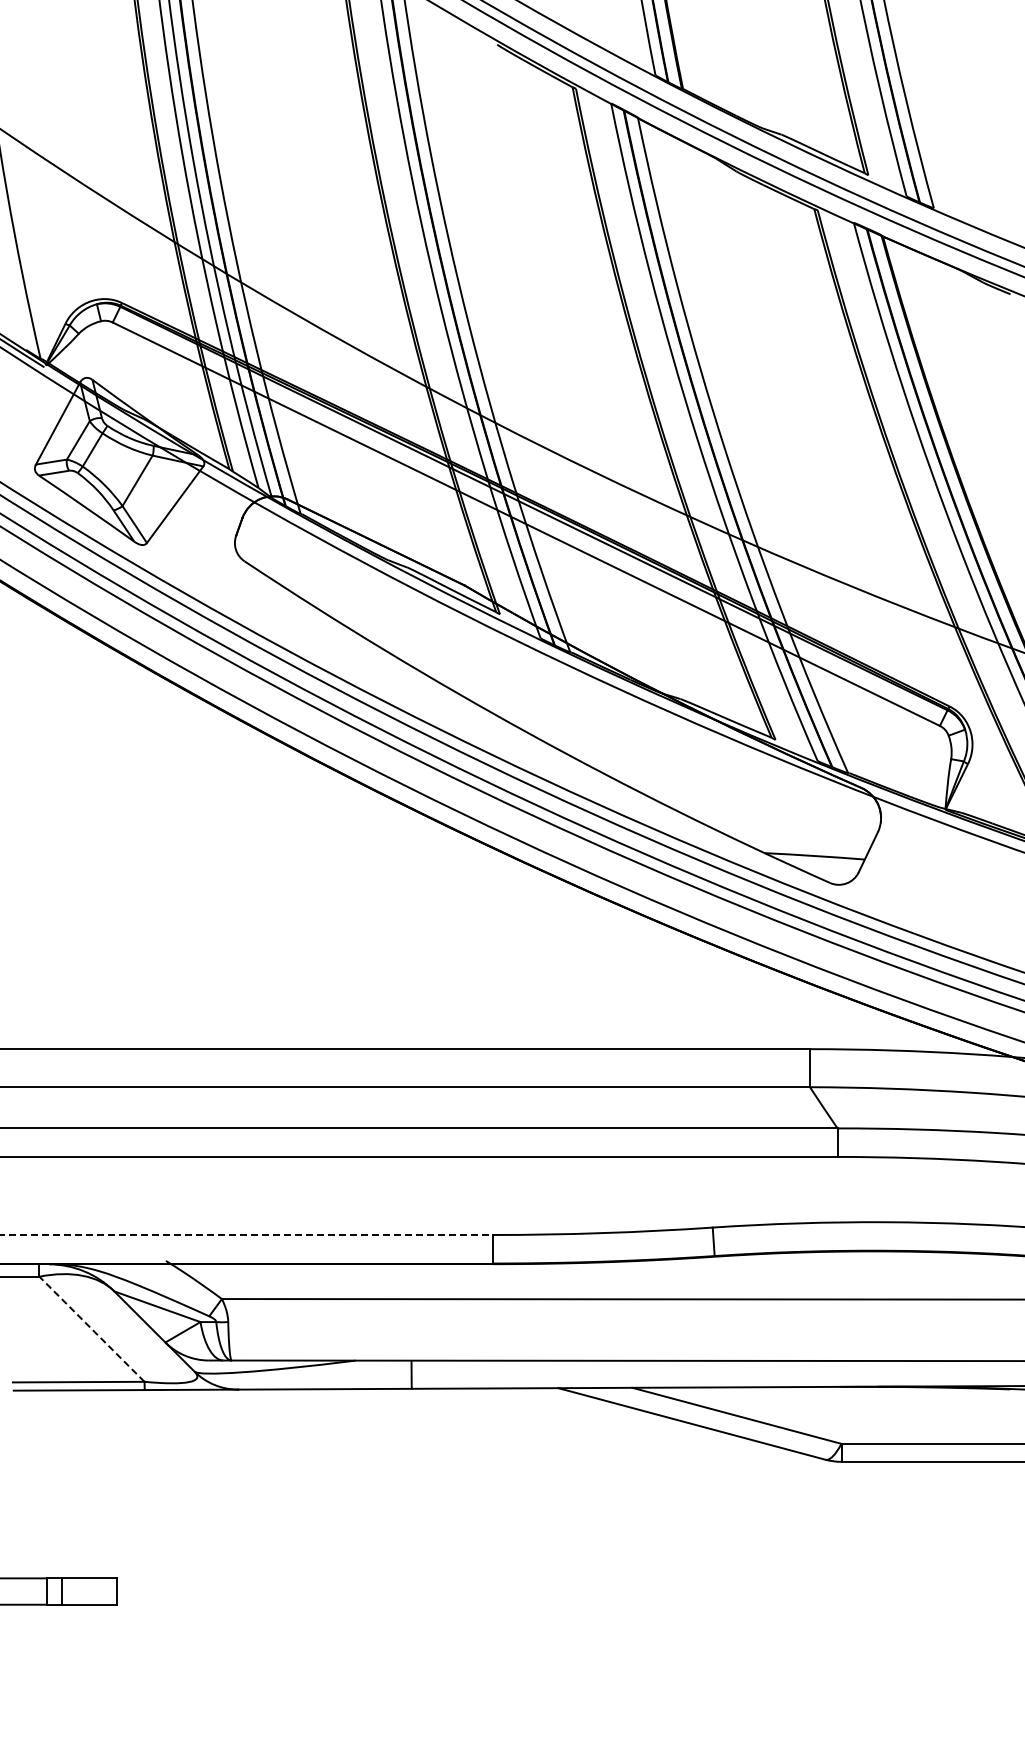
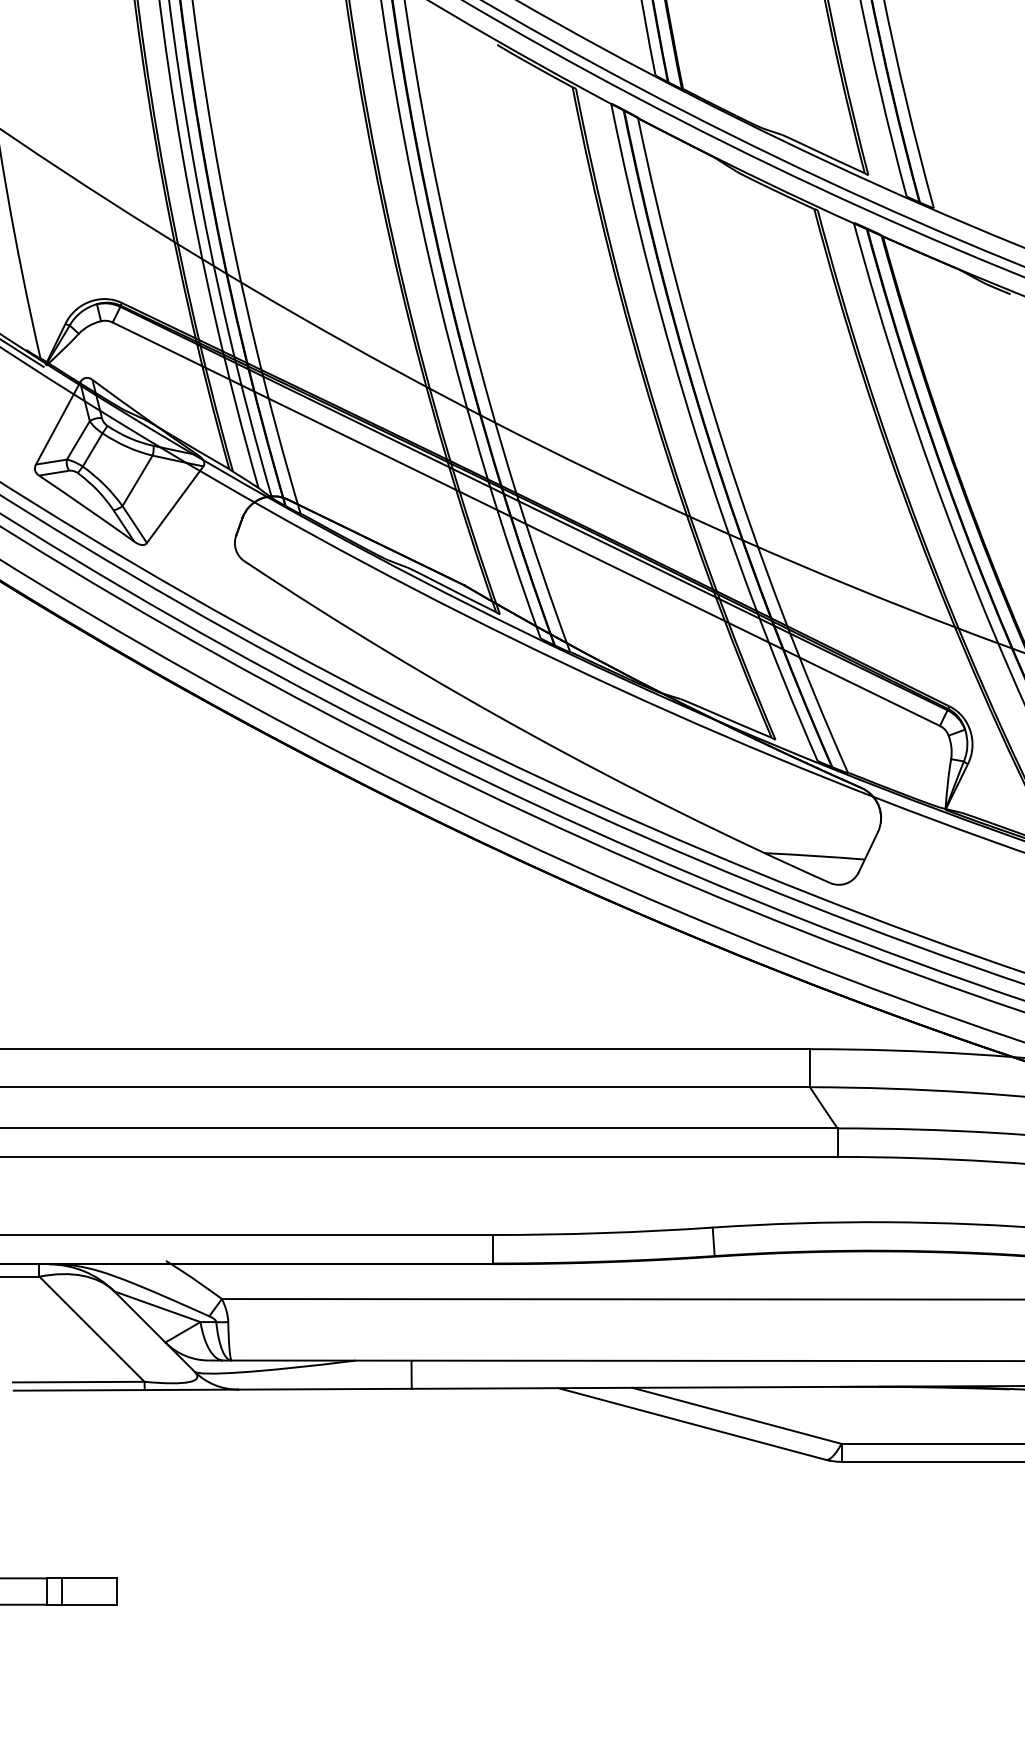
line: dashed -> solid (246, 1234)
line: dashed -> solid (91, 1328)
